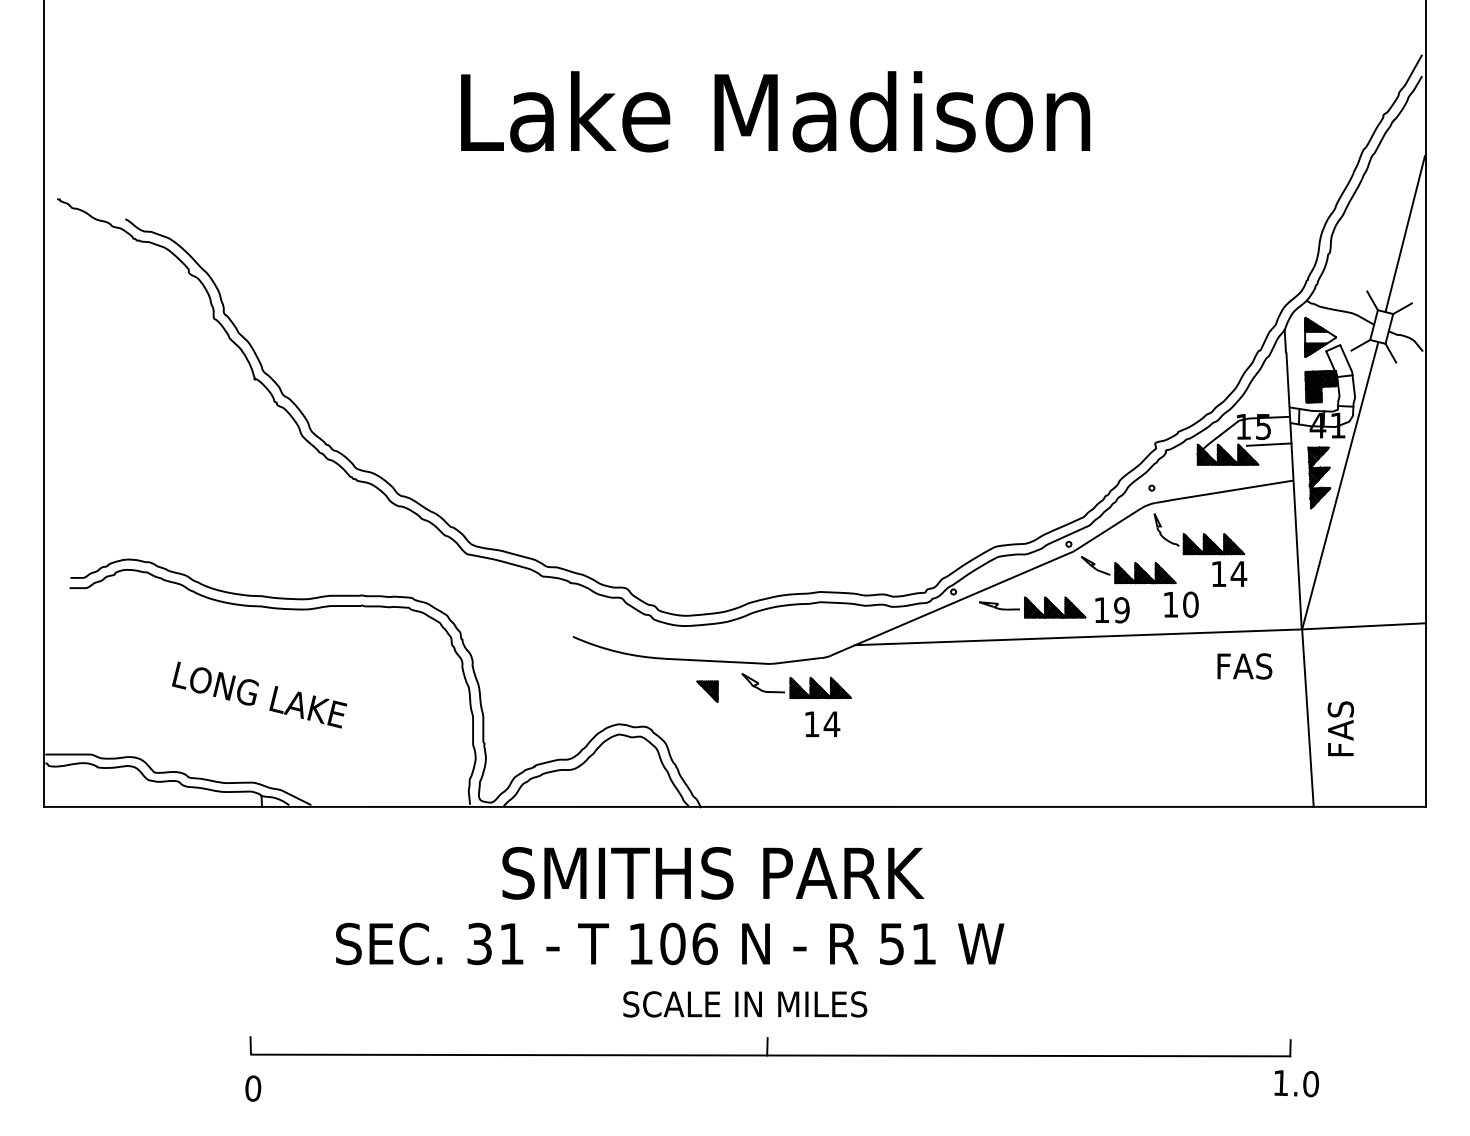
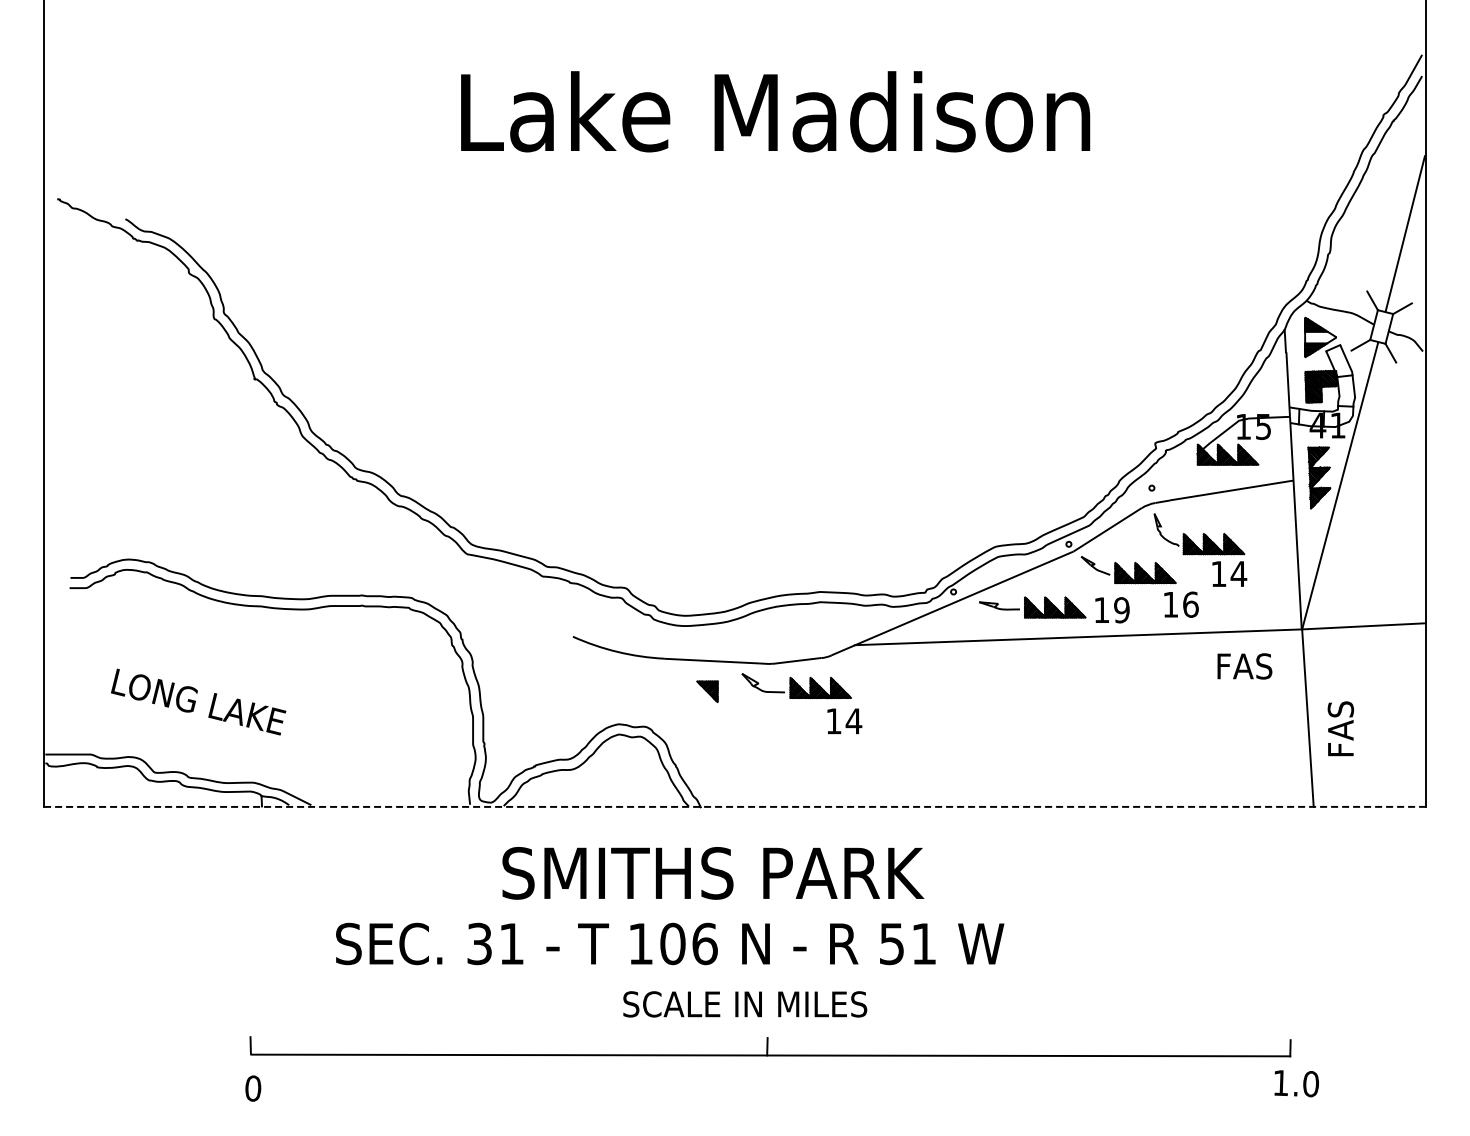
line: present -> none (1268, 444)
text: 10 -> 16 (1190, 604)
text position: (259, 694) -> (198, 701) (198, 701)
text position: (822, 724) -> (844, 721) (844, 721)
line: solid -> dashed (734, 806)
